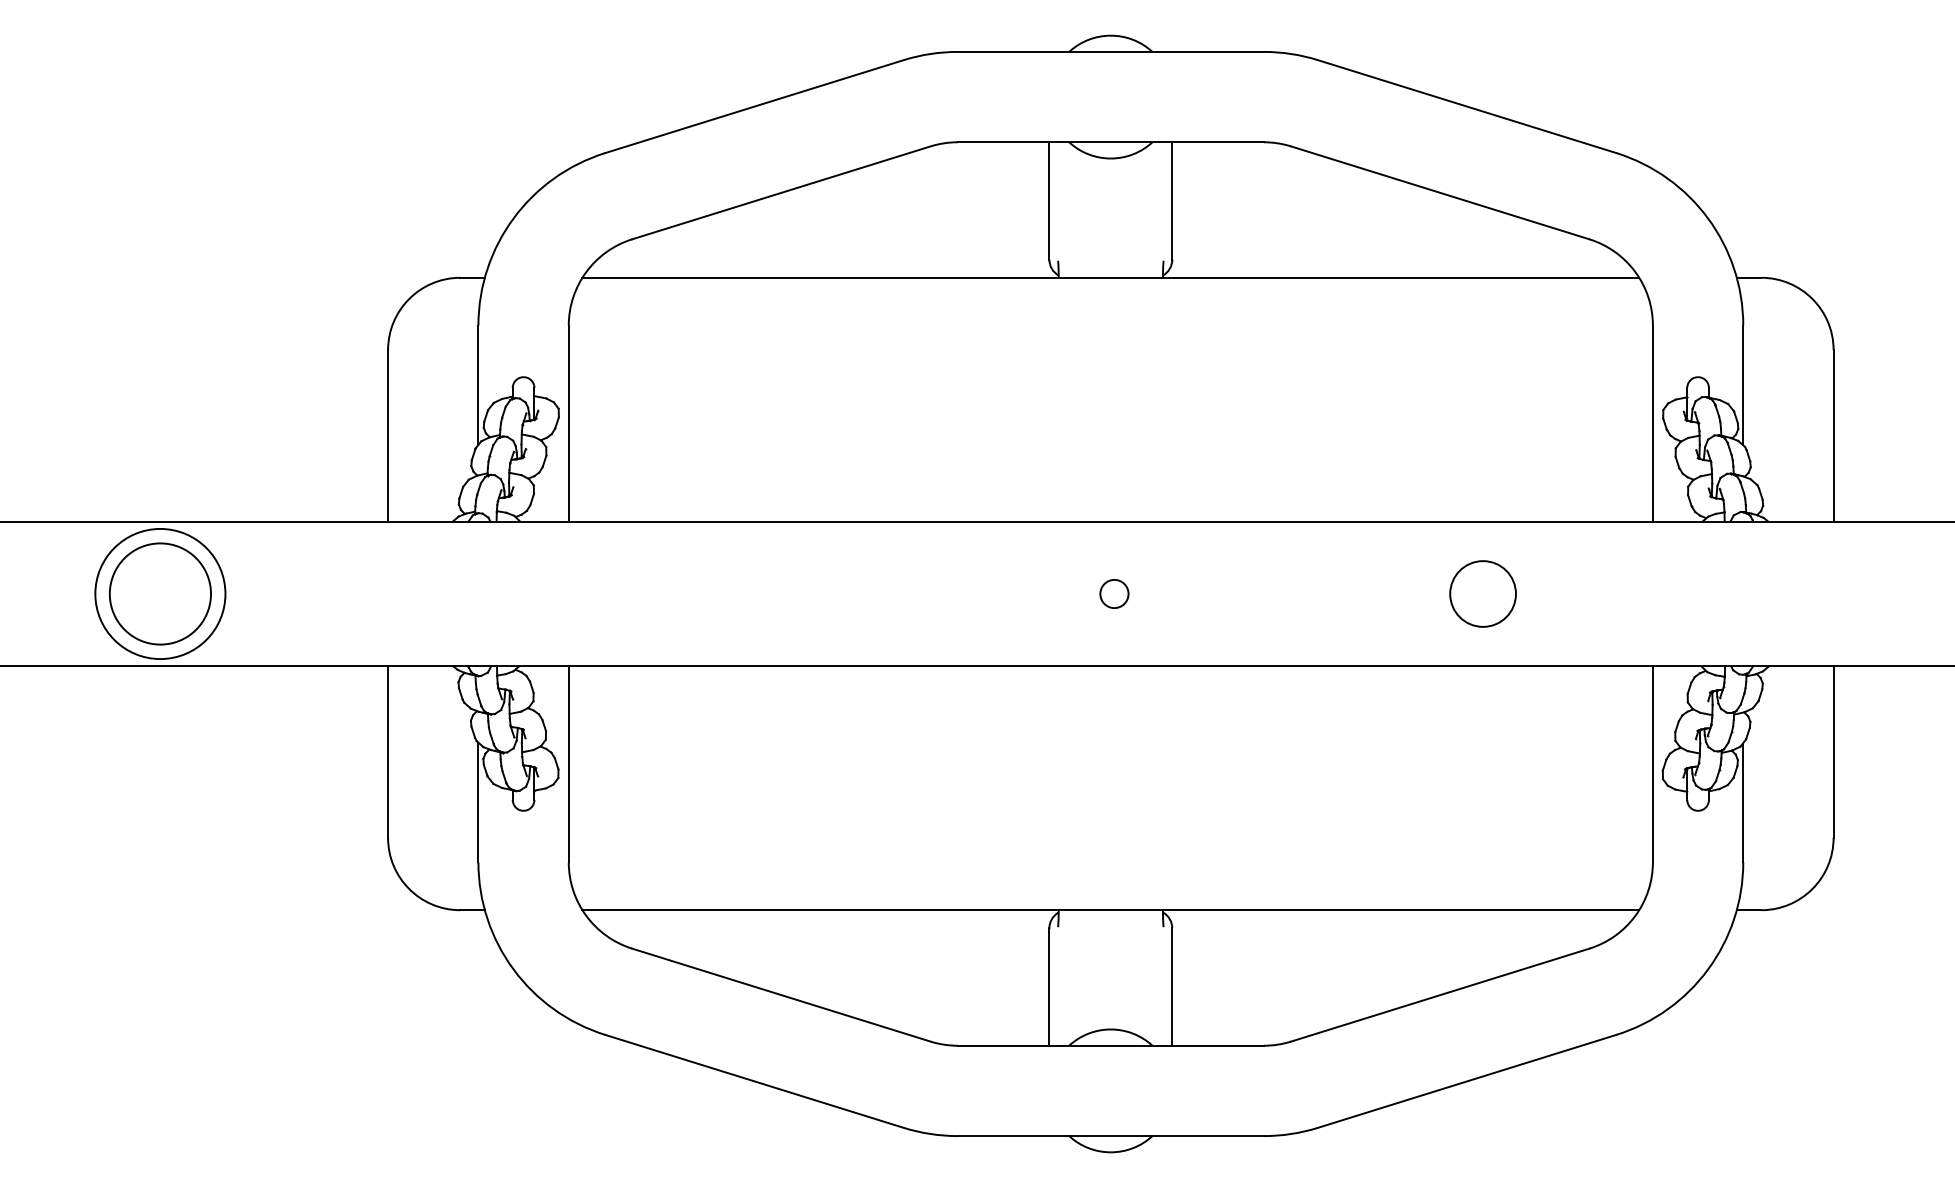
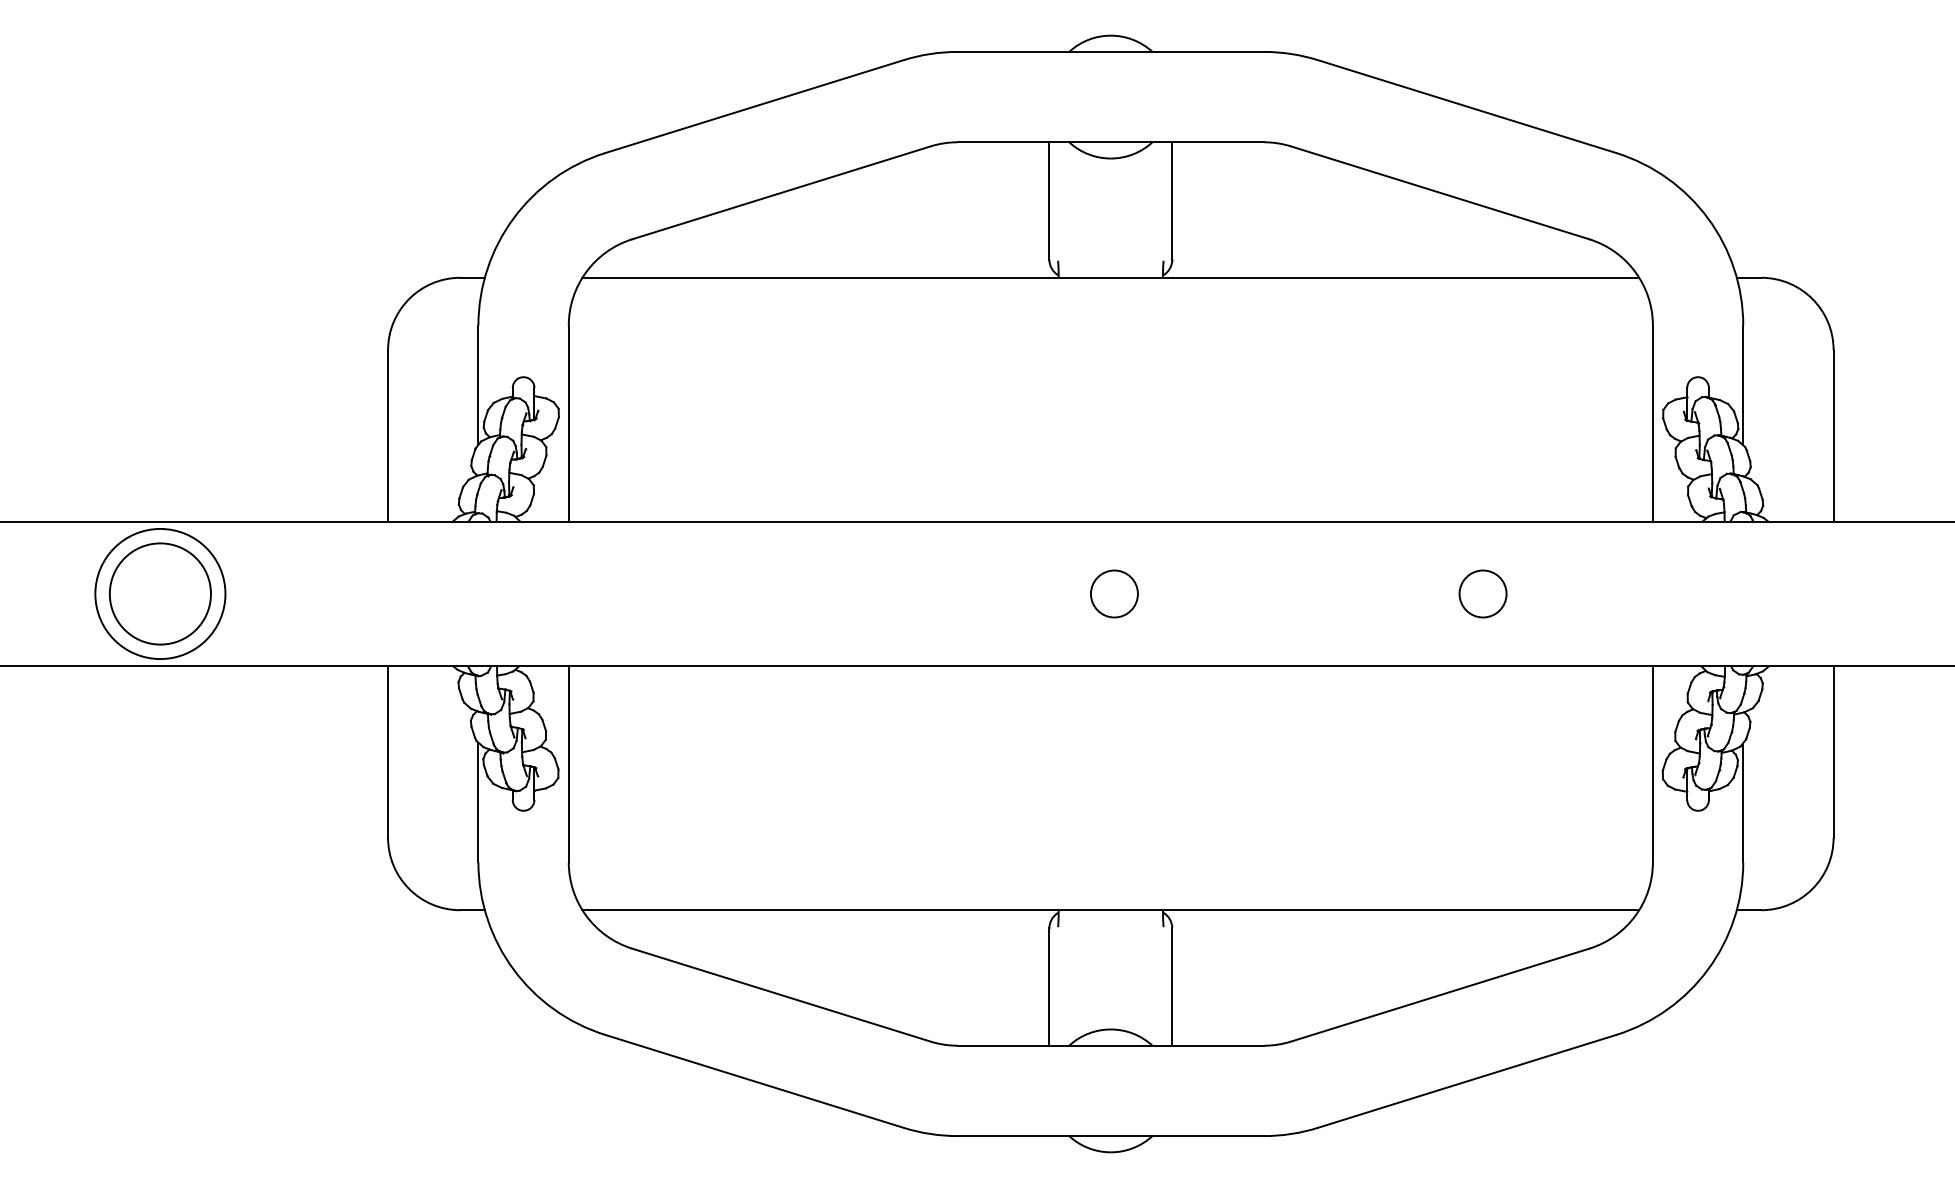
circle diameter: 28 px -> 47 px (1113, 593)
circle size: 68x68 px -> 50x50 px (1482, 593)
